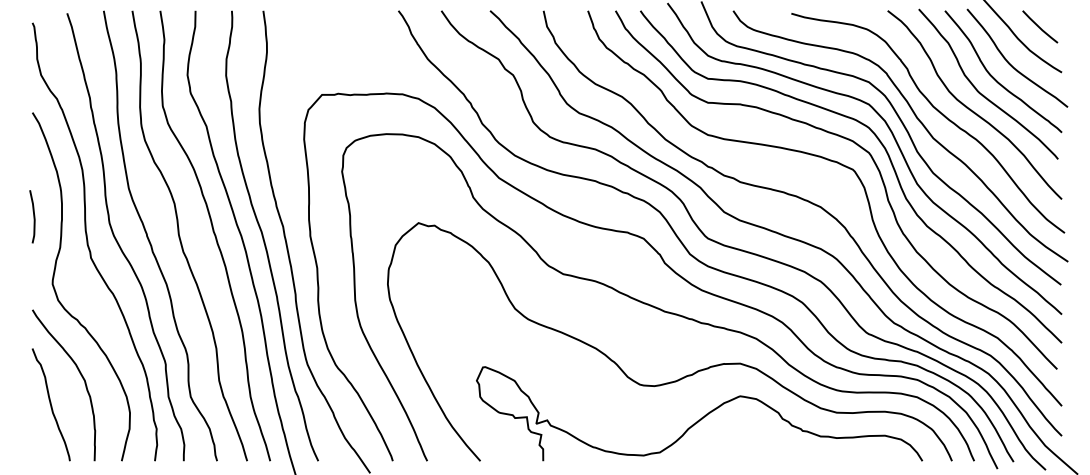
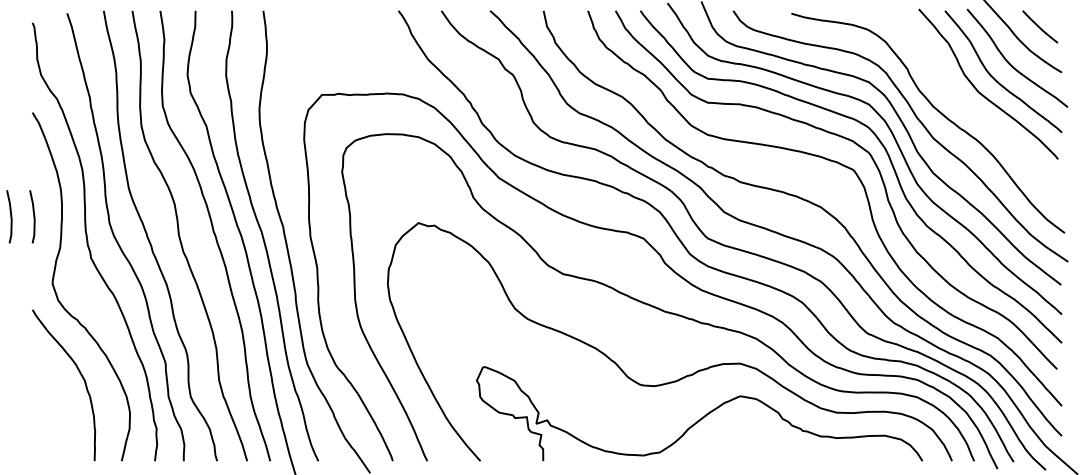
curve: present -> none (970, 108)
curve: none -> present (10, 216)
curve: present -> none (50, 404)
